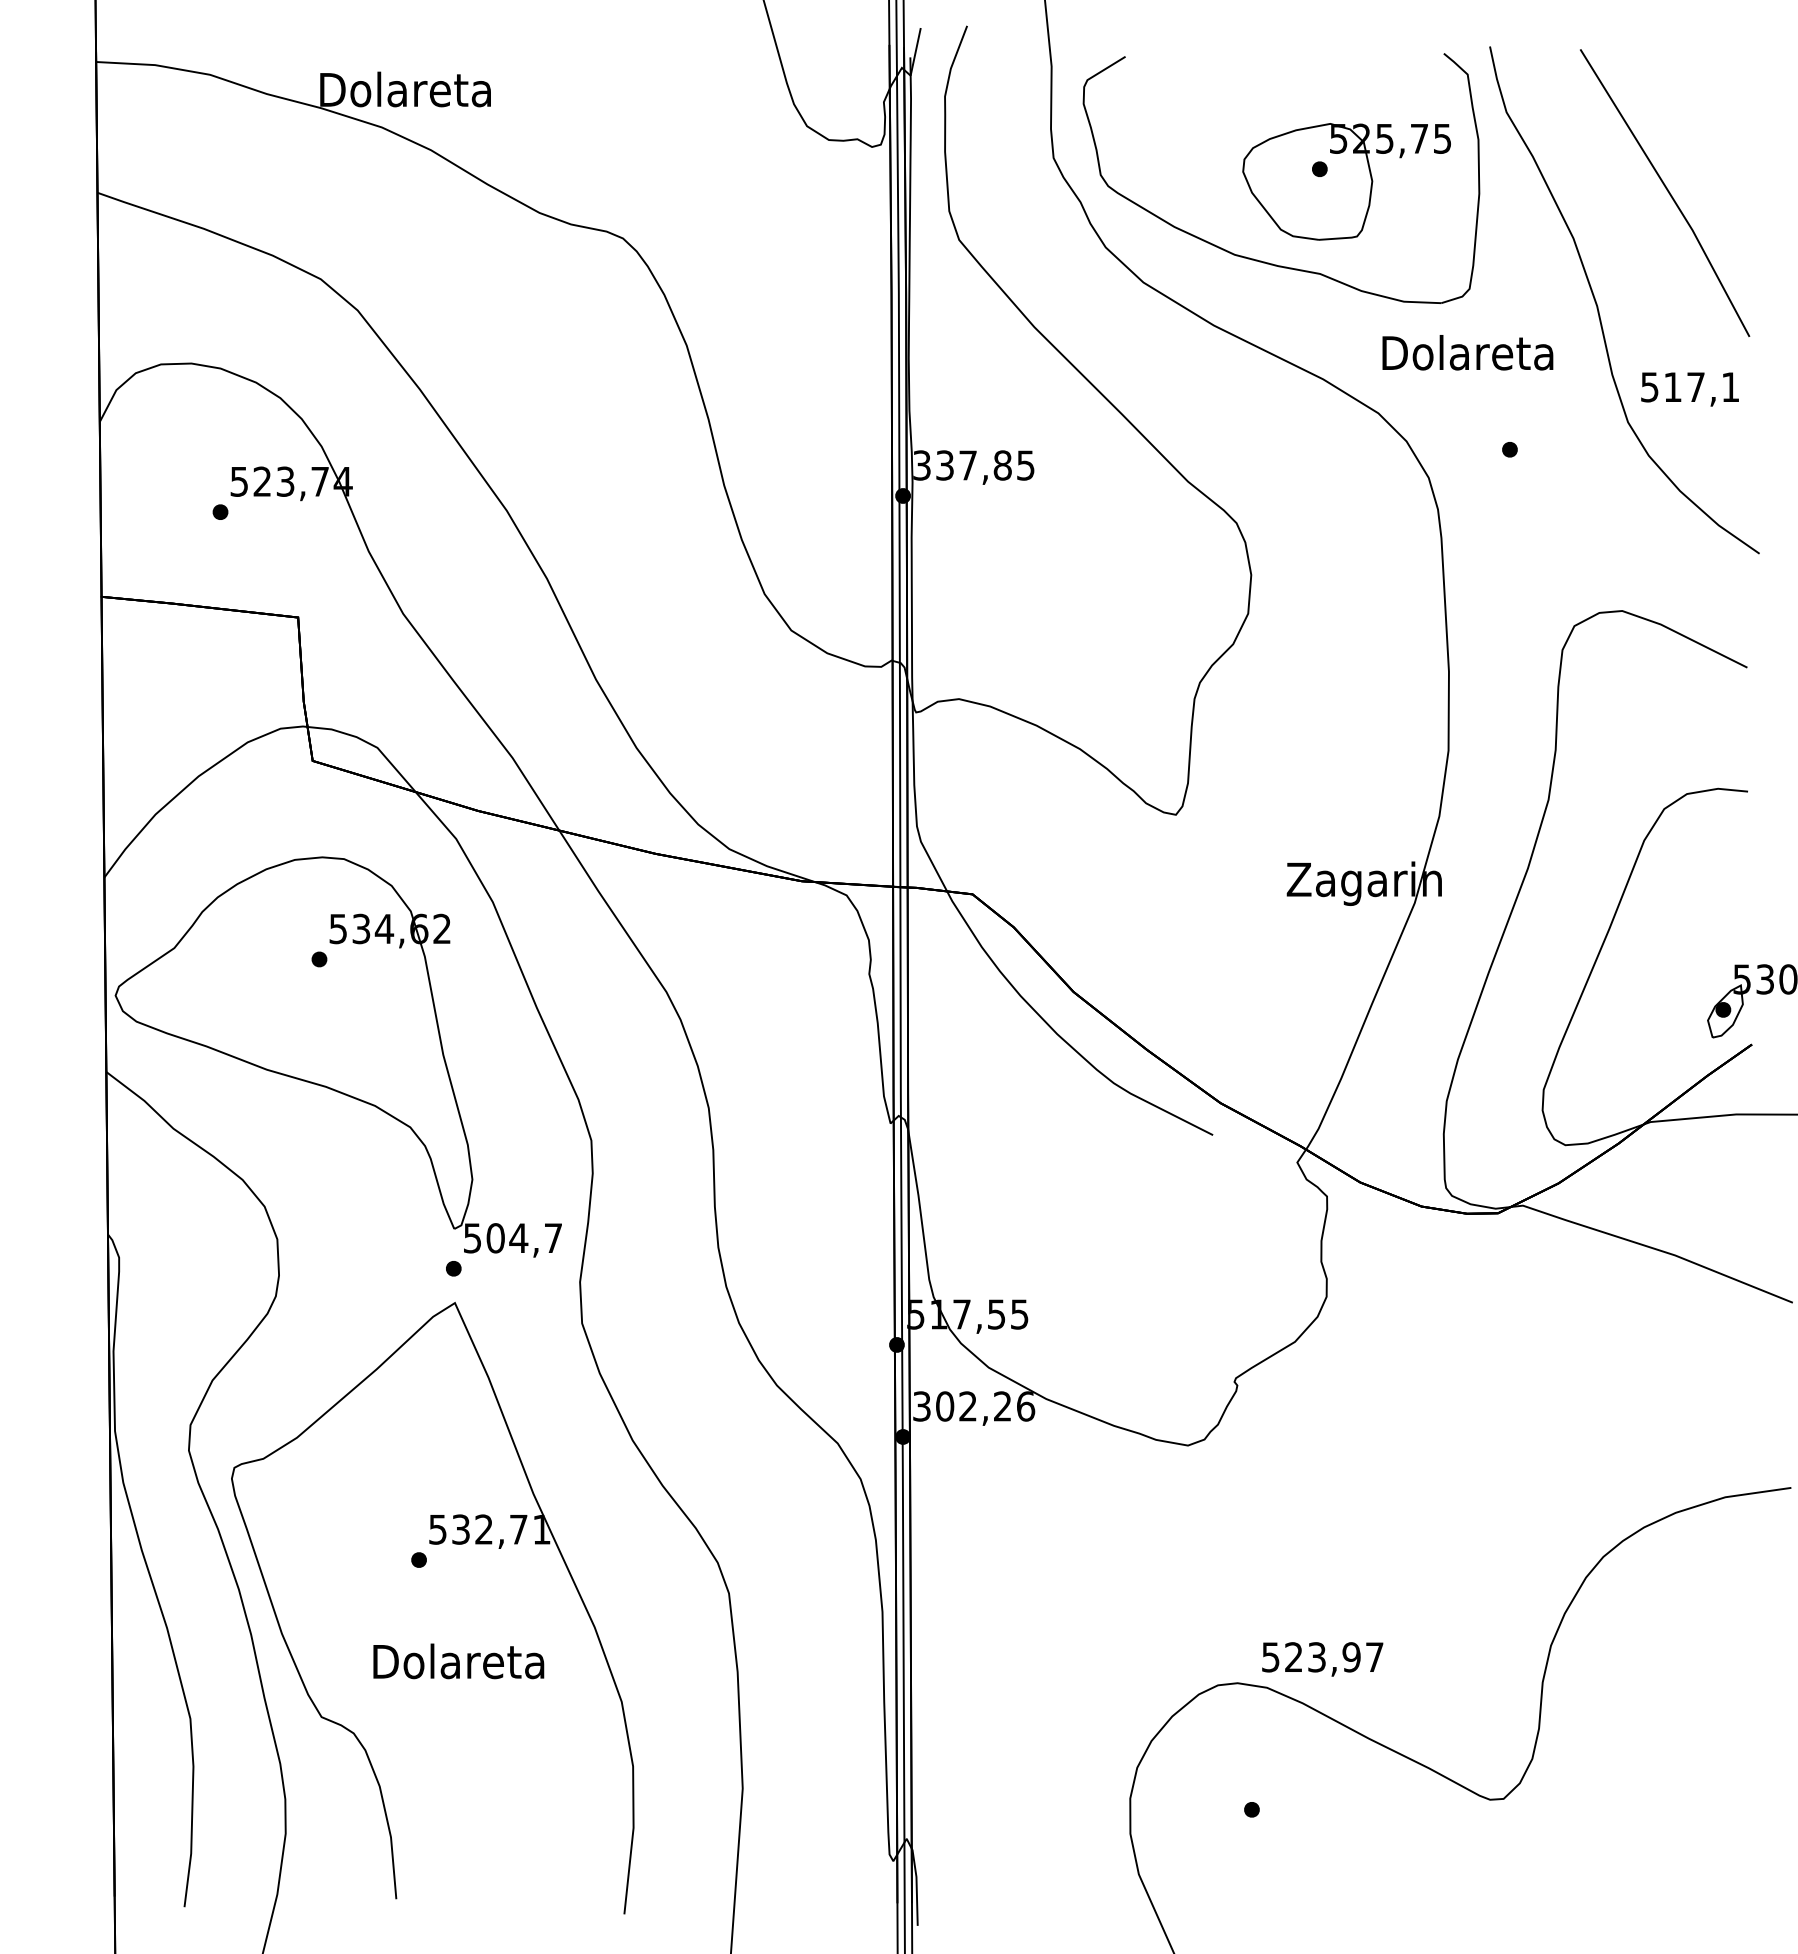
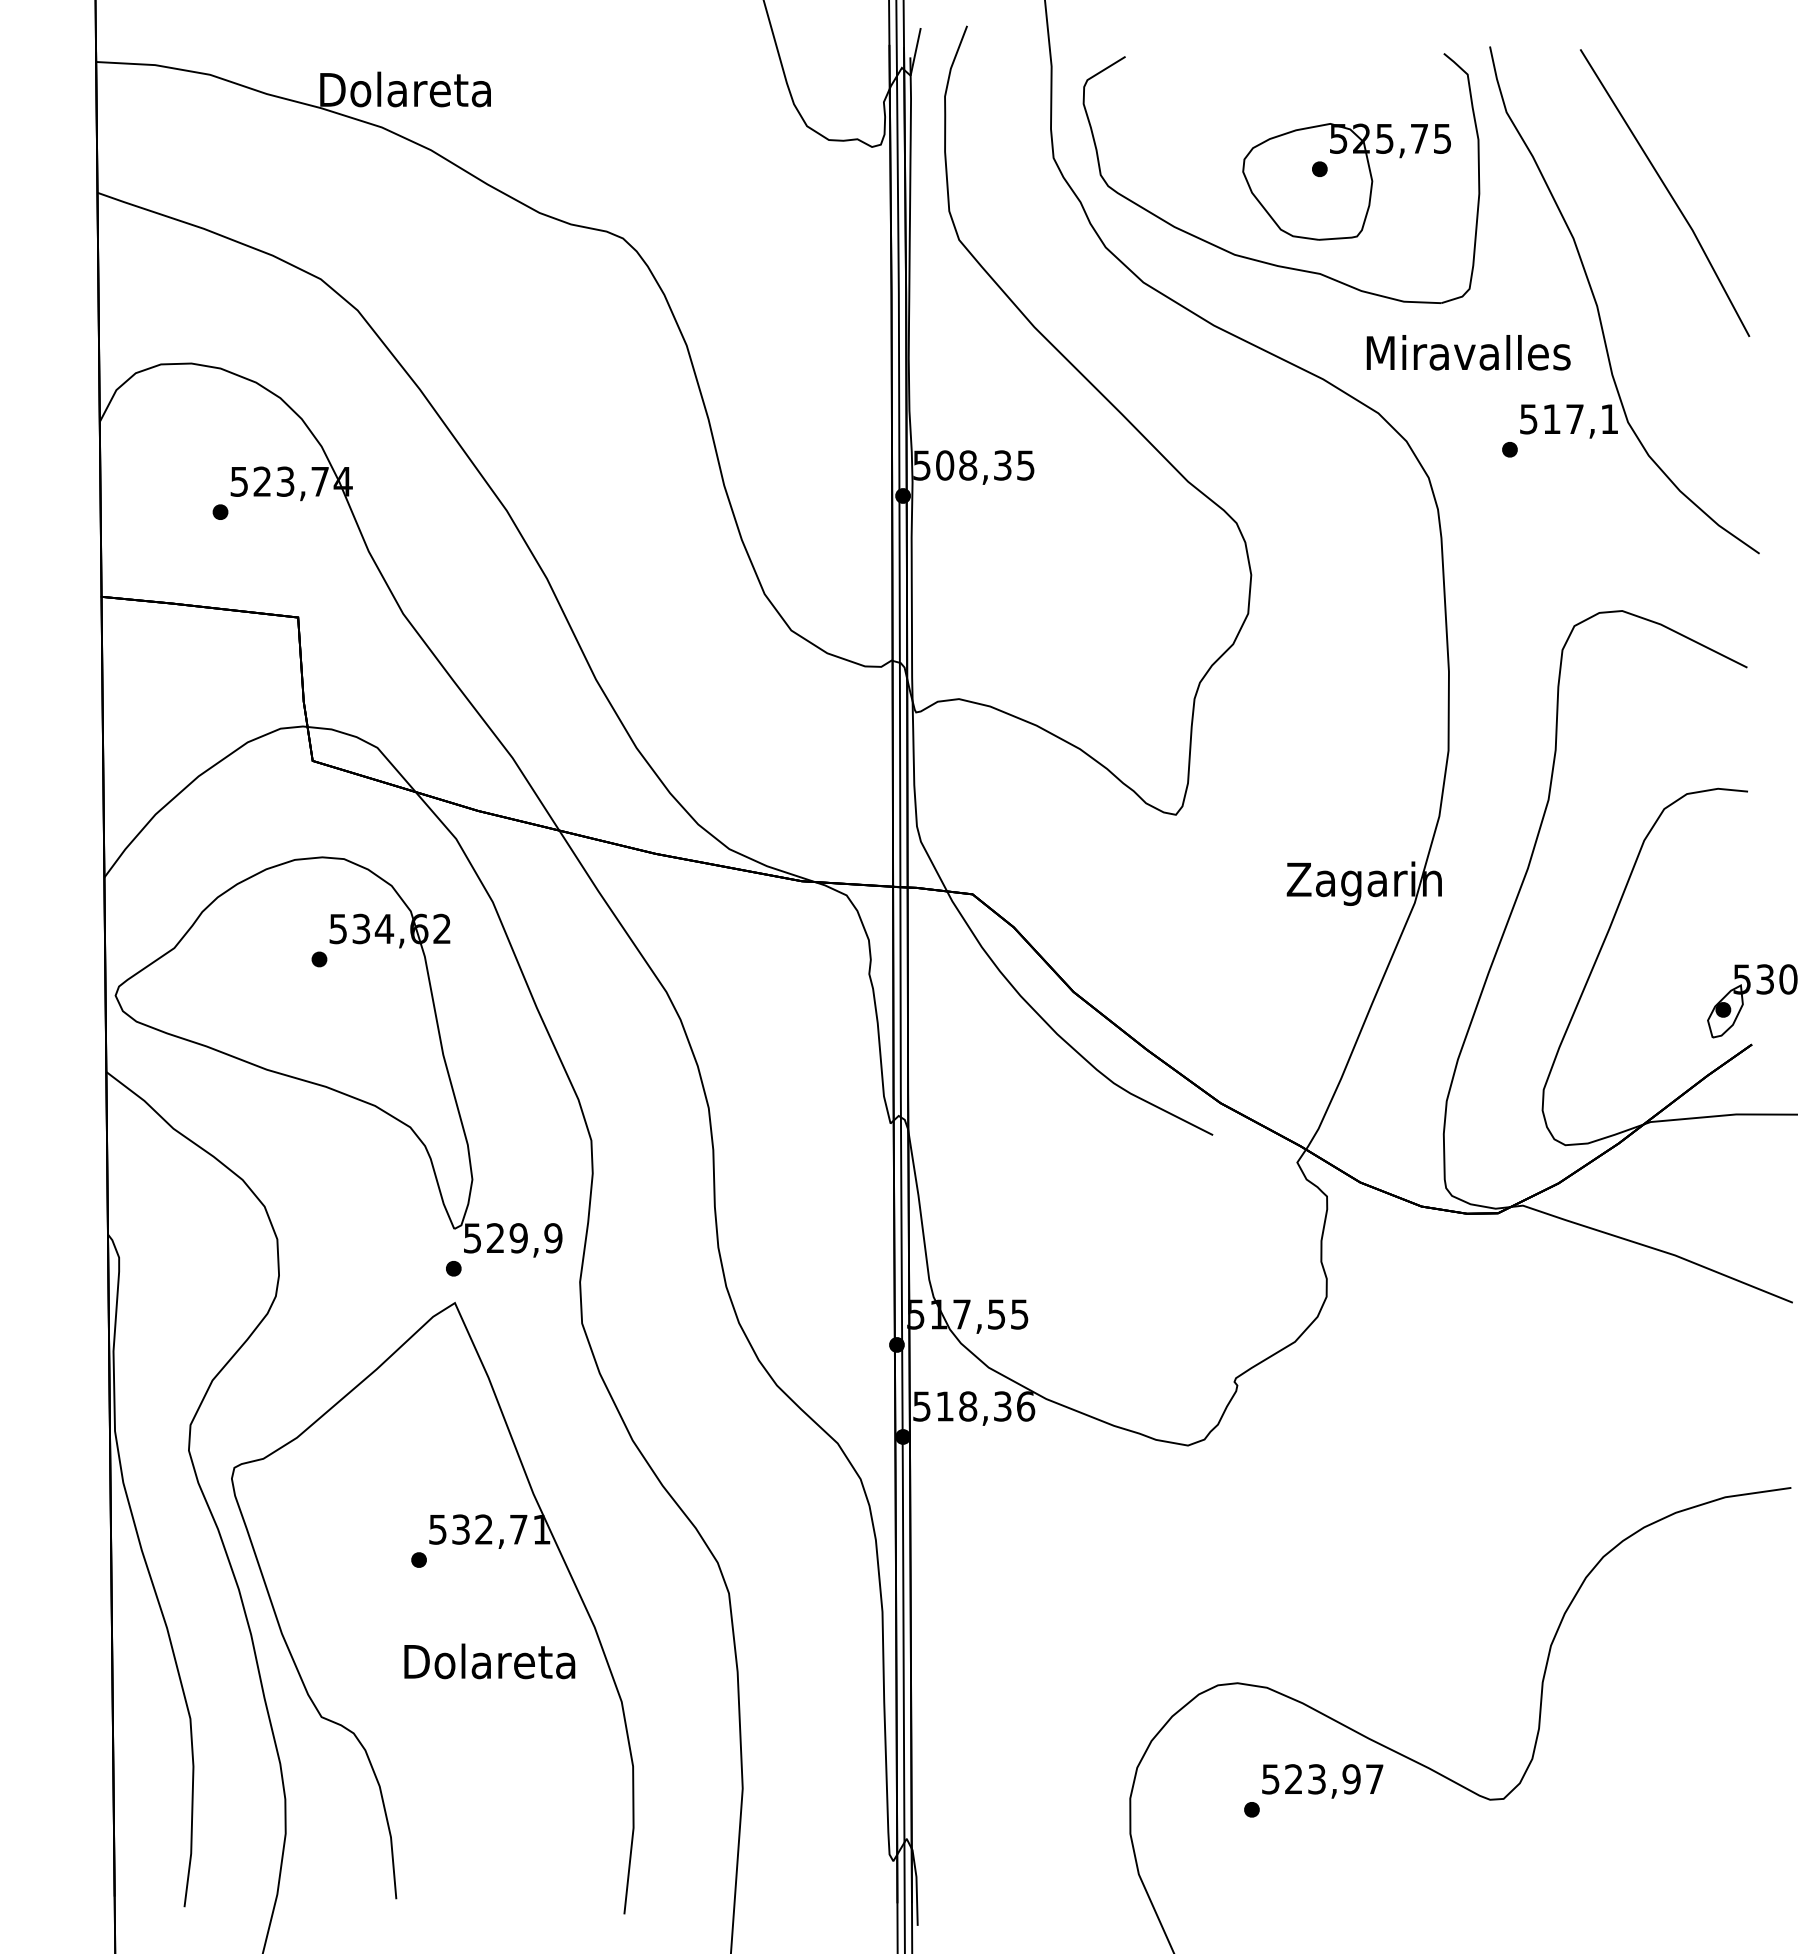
text: Dolareta -> Miravalles (1468, 352)
text position: (1689, 389) -> (1568, 421) (1568, 421)
text: 337,85 -> 508,35 (962, 465)
text: 504,7 -> 529,9 (524, 1238)
text: 302,26 -> 518,36 (962, 1406)
text position: (1322, 1659) -> (1322, 1781) (1322, 1781)
text position: (458, 1661) -> (489, 1661) (489, 1661)
